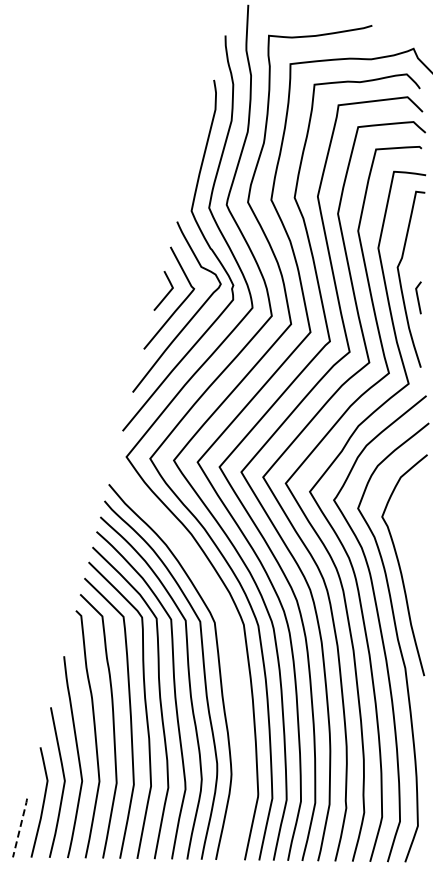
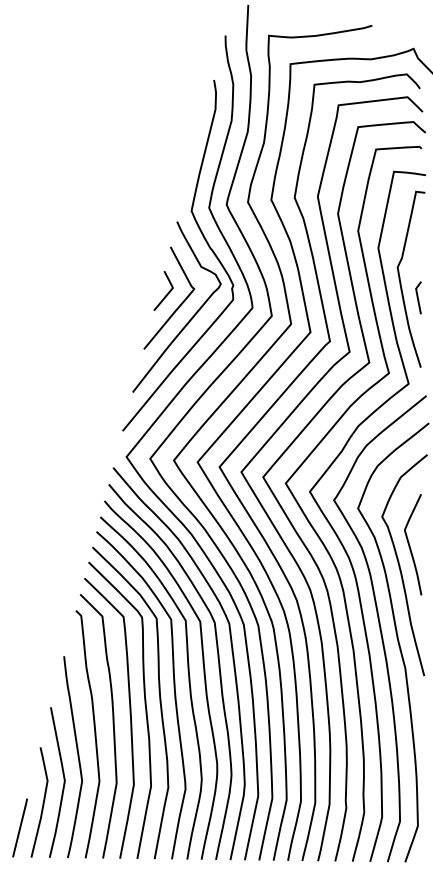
curve: none -> present (410, 545)
curve: none -> present (232, 660)
line: dashed -> solid (20, 826)
